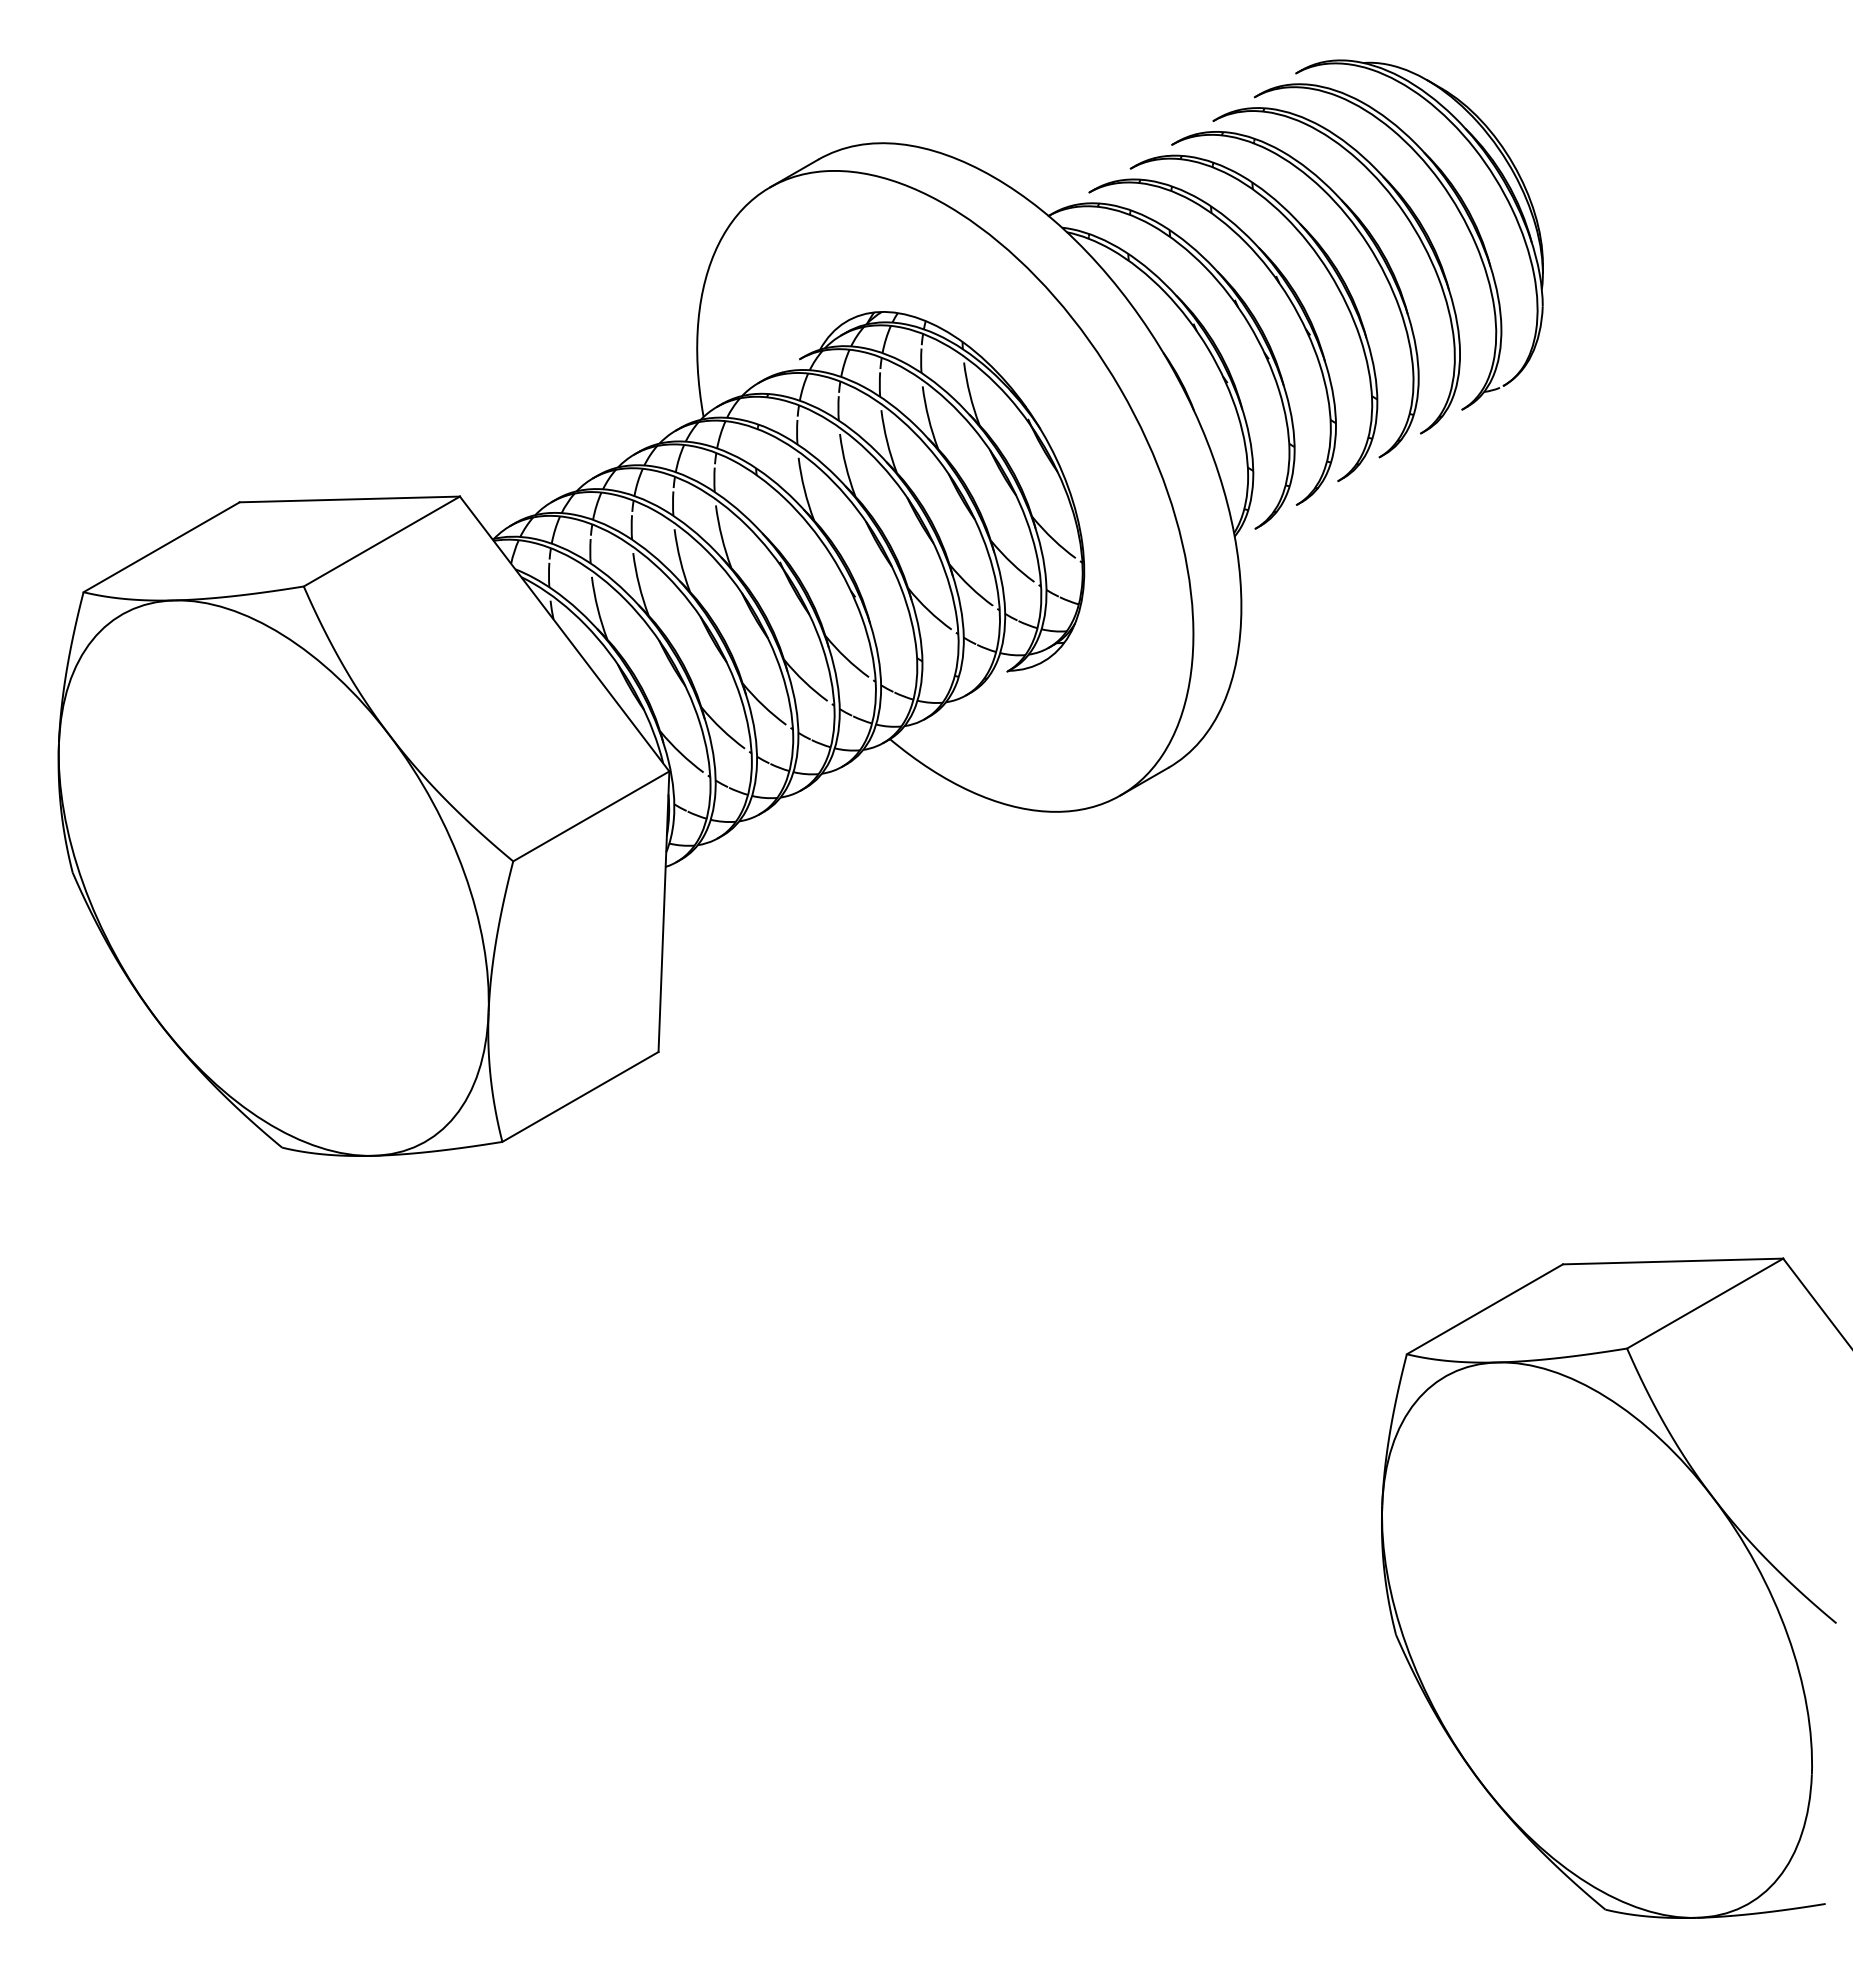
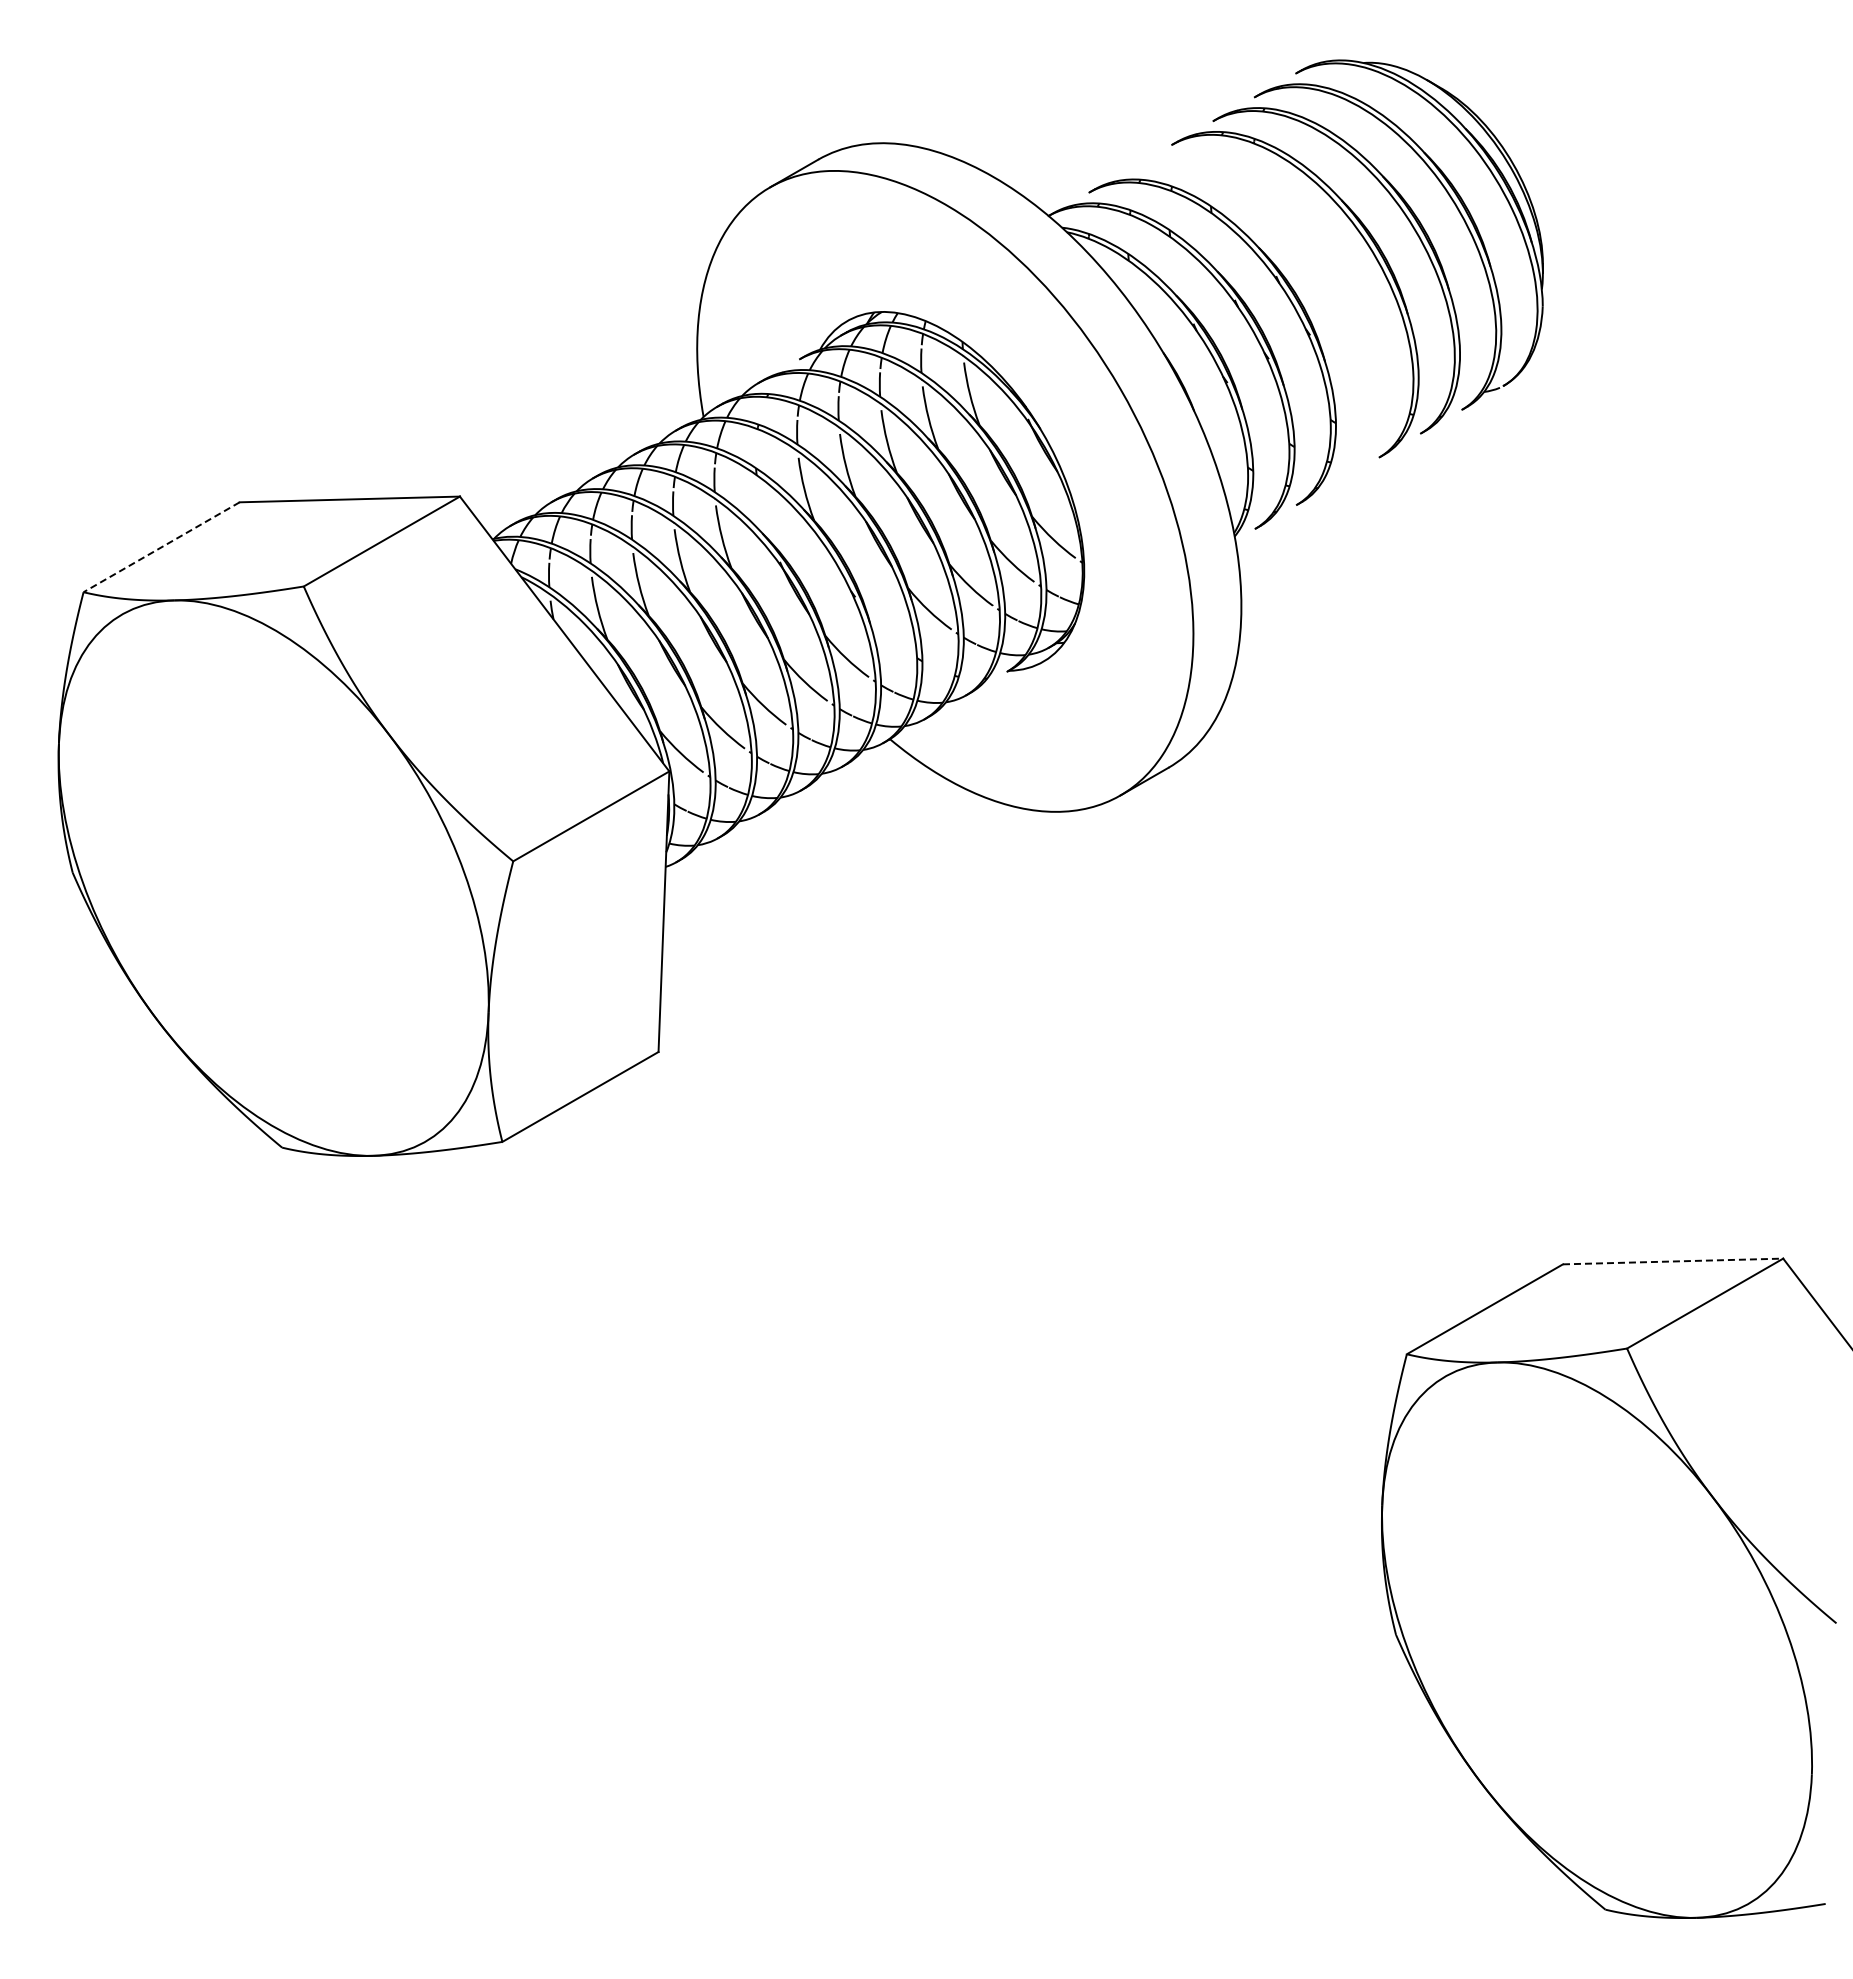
part: present -> none (1326, 270)
line: solid -> dashed (161, 547)
line: solid -> dashed (1673, 1261)
